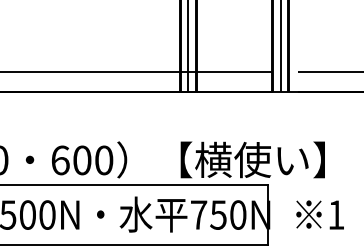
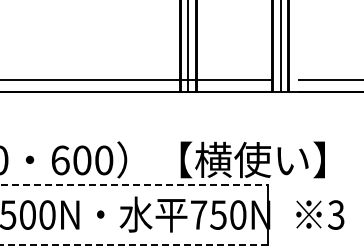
line position: (181, 72) -> (181, 80) (181, 80)
line: solid -> dashed (134, 185)
text: 1 -> 3 (336, 214)
line: solid -> dashed (134, 244)
